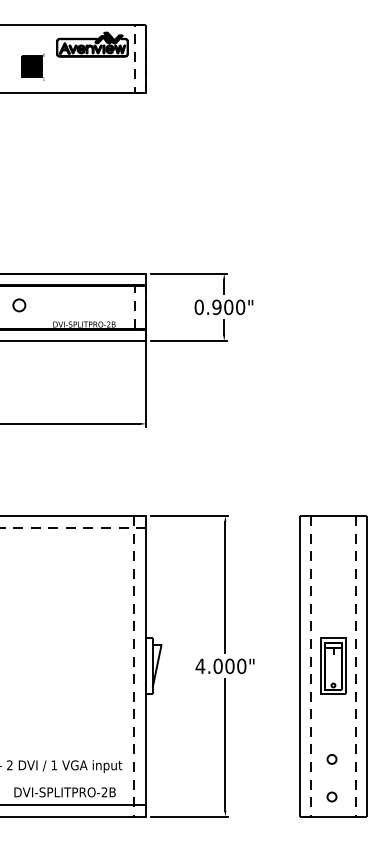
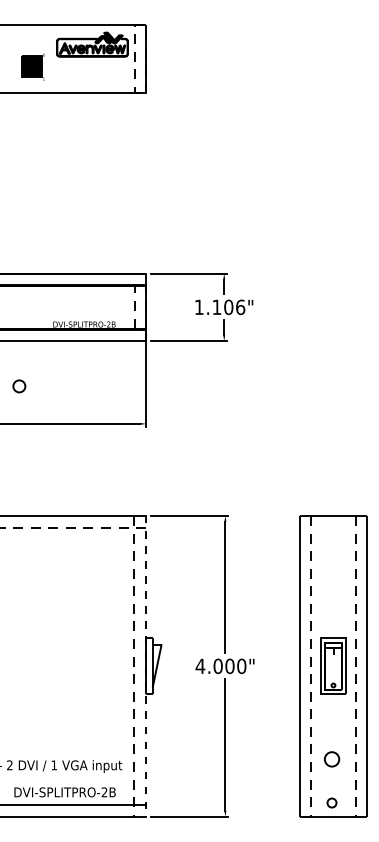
circle position: (19, 305) -> (19, 386) (19, 386)
text: 0.900" -> 1.106" (219, 307)
line: solid -> dashed (146, 666)
circle size: 12x11 px -> 17x17 px (332, 759)
circle position: (331, 796) -> (331, 802) (331, 802)
